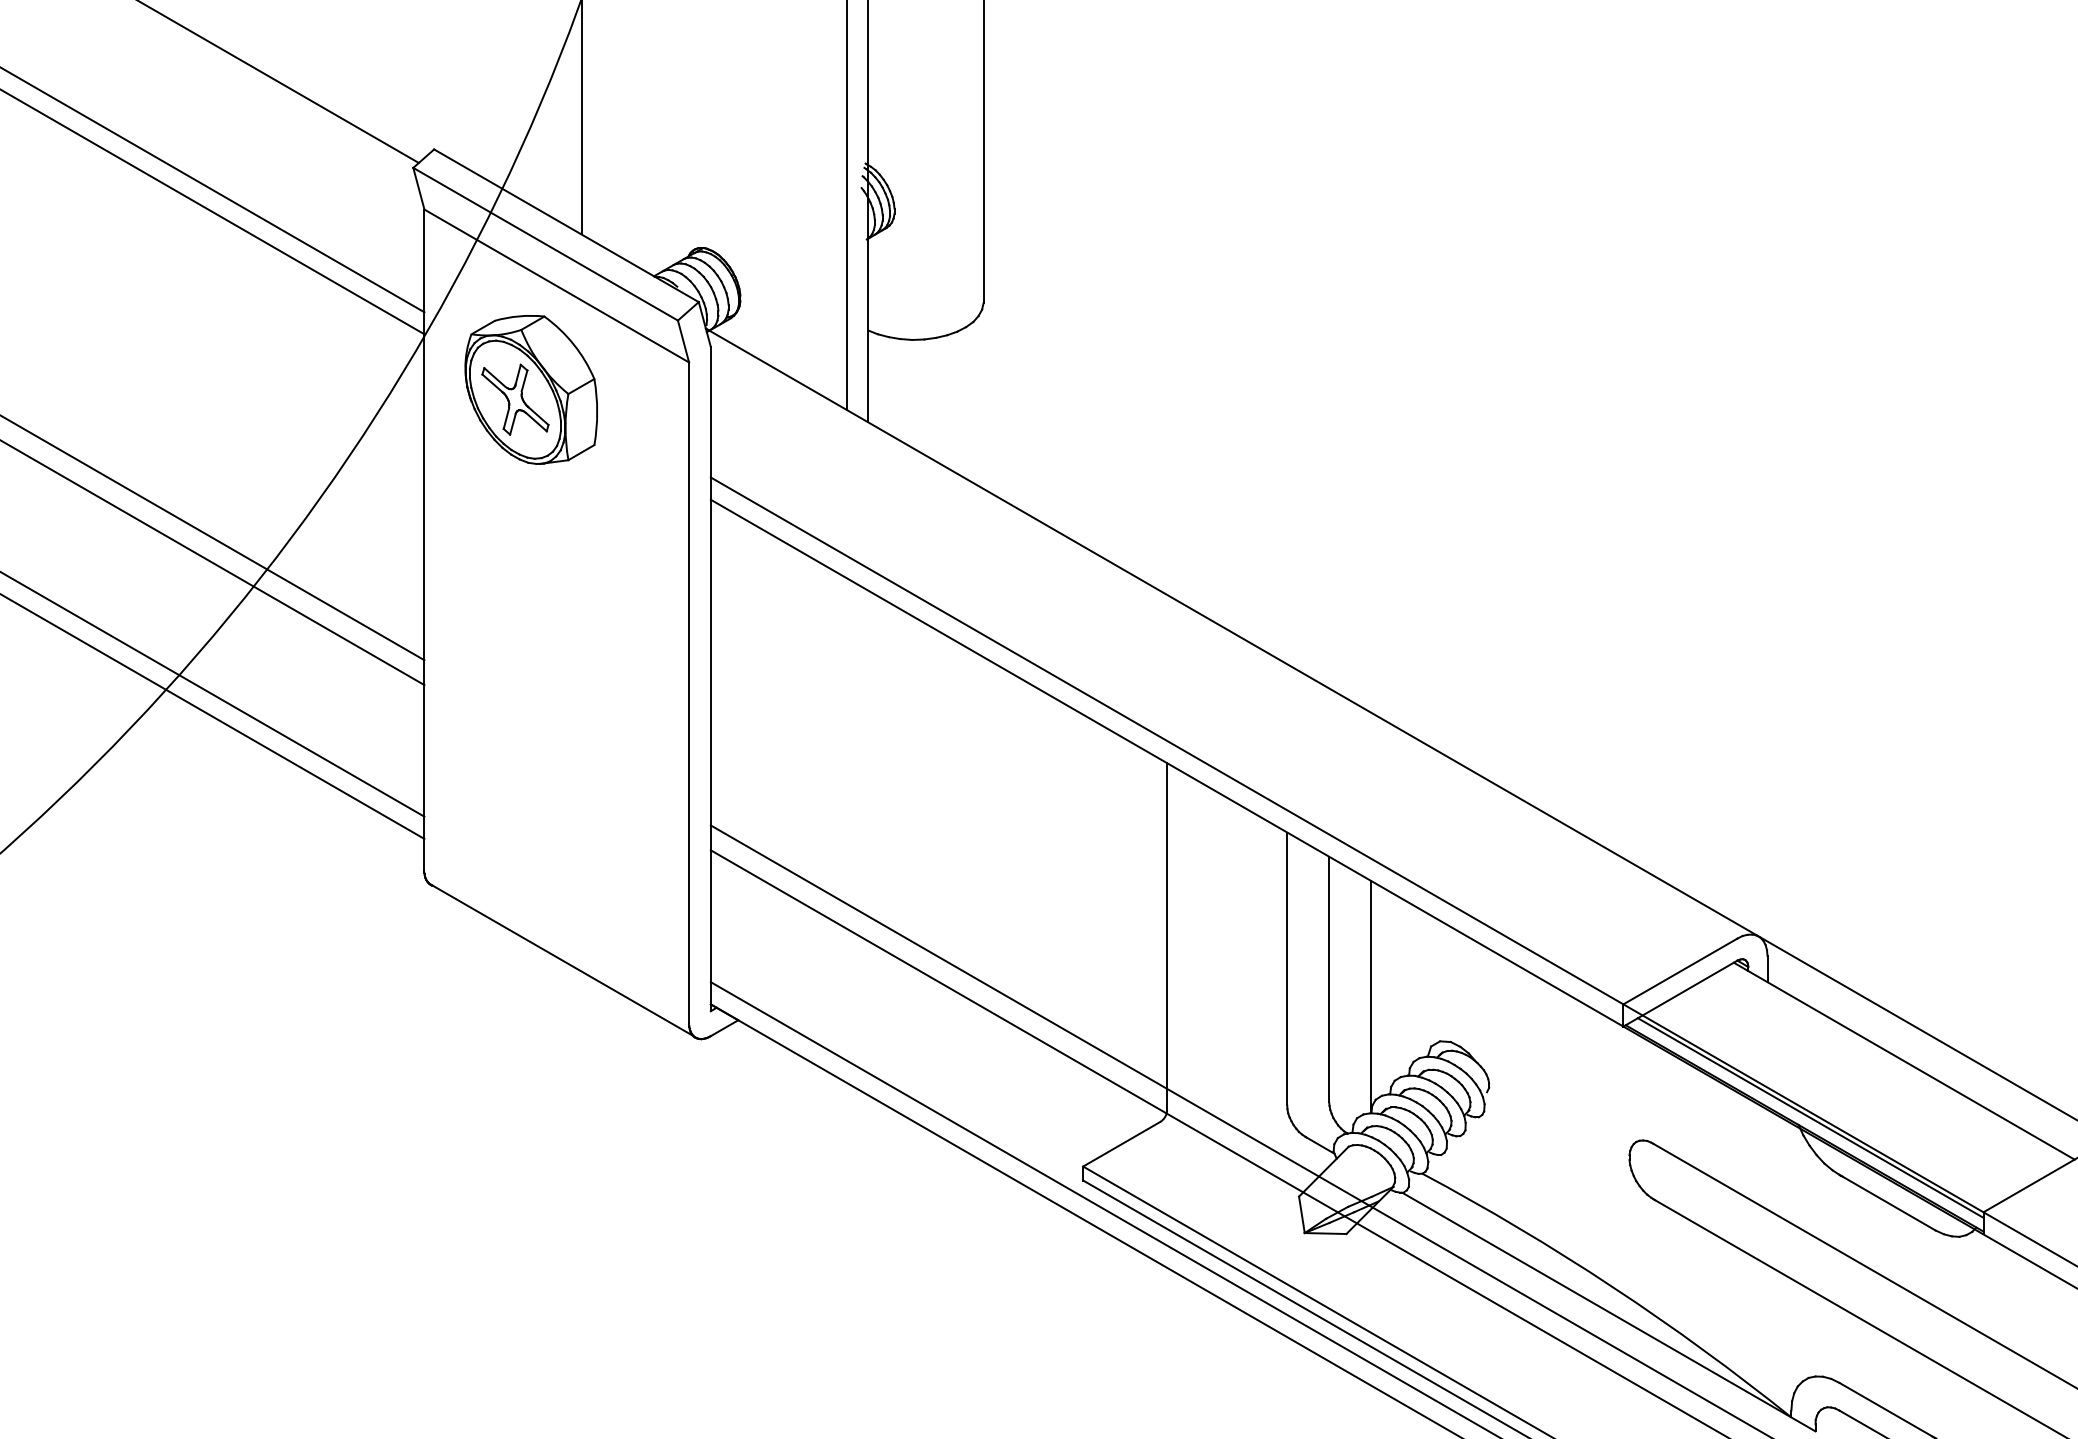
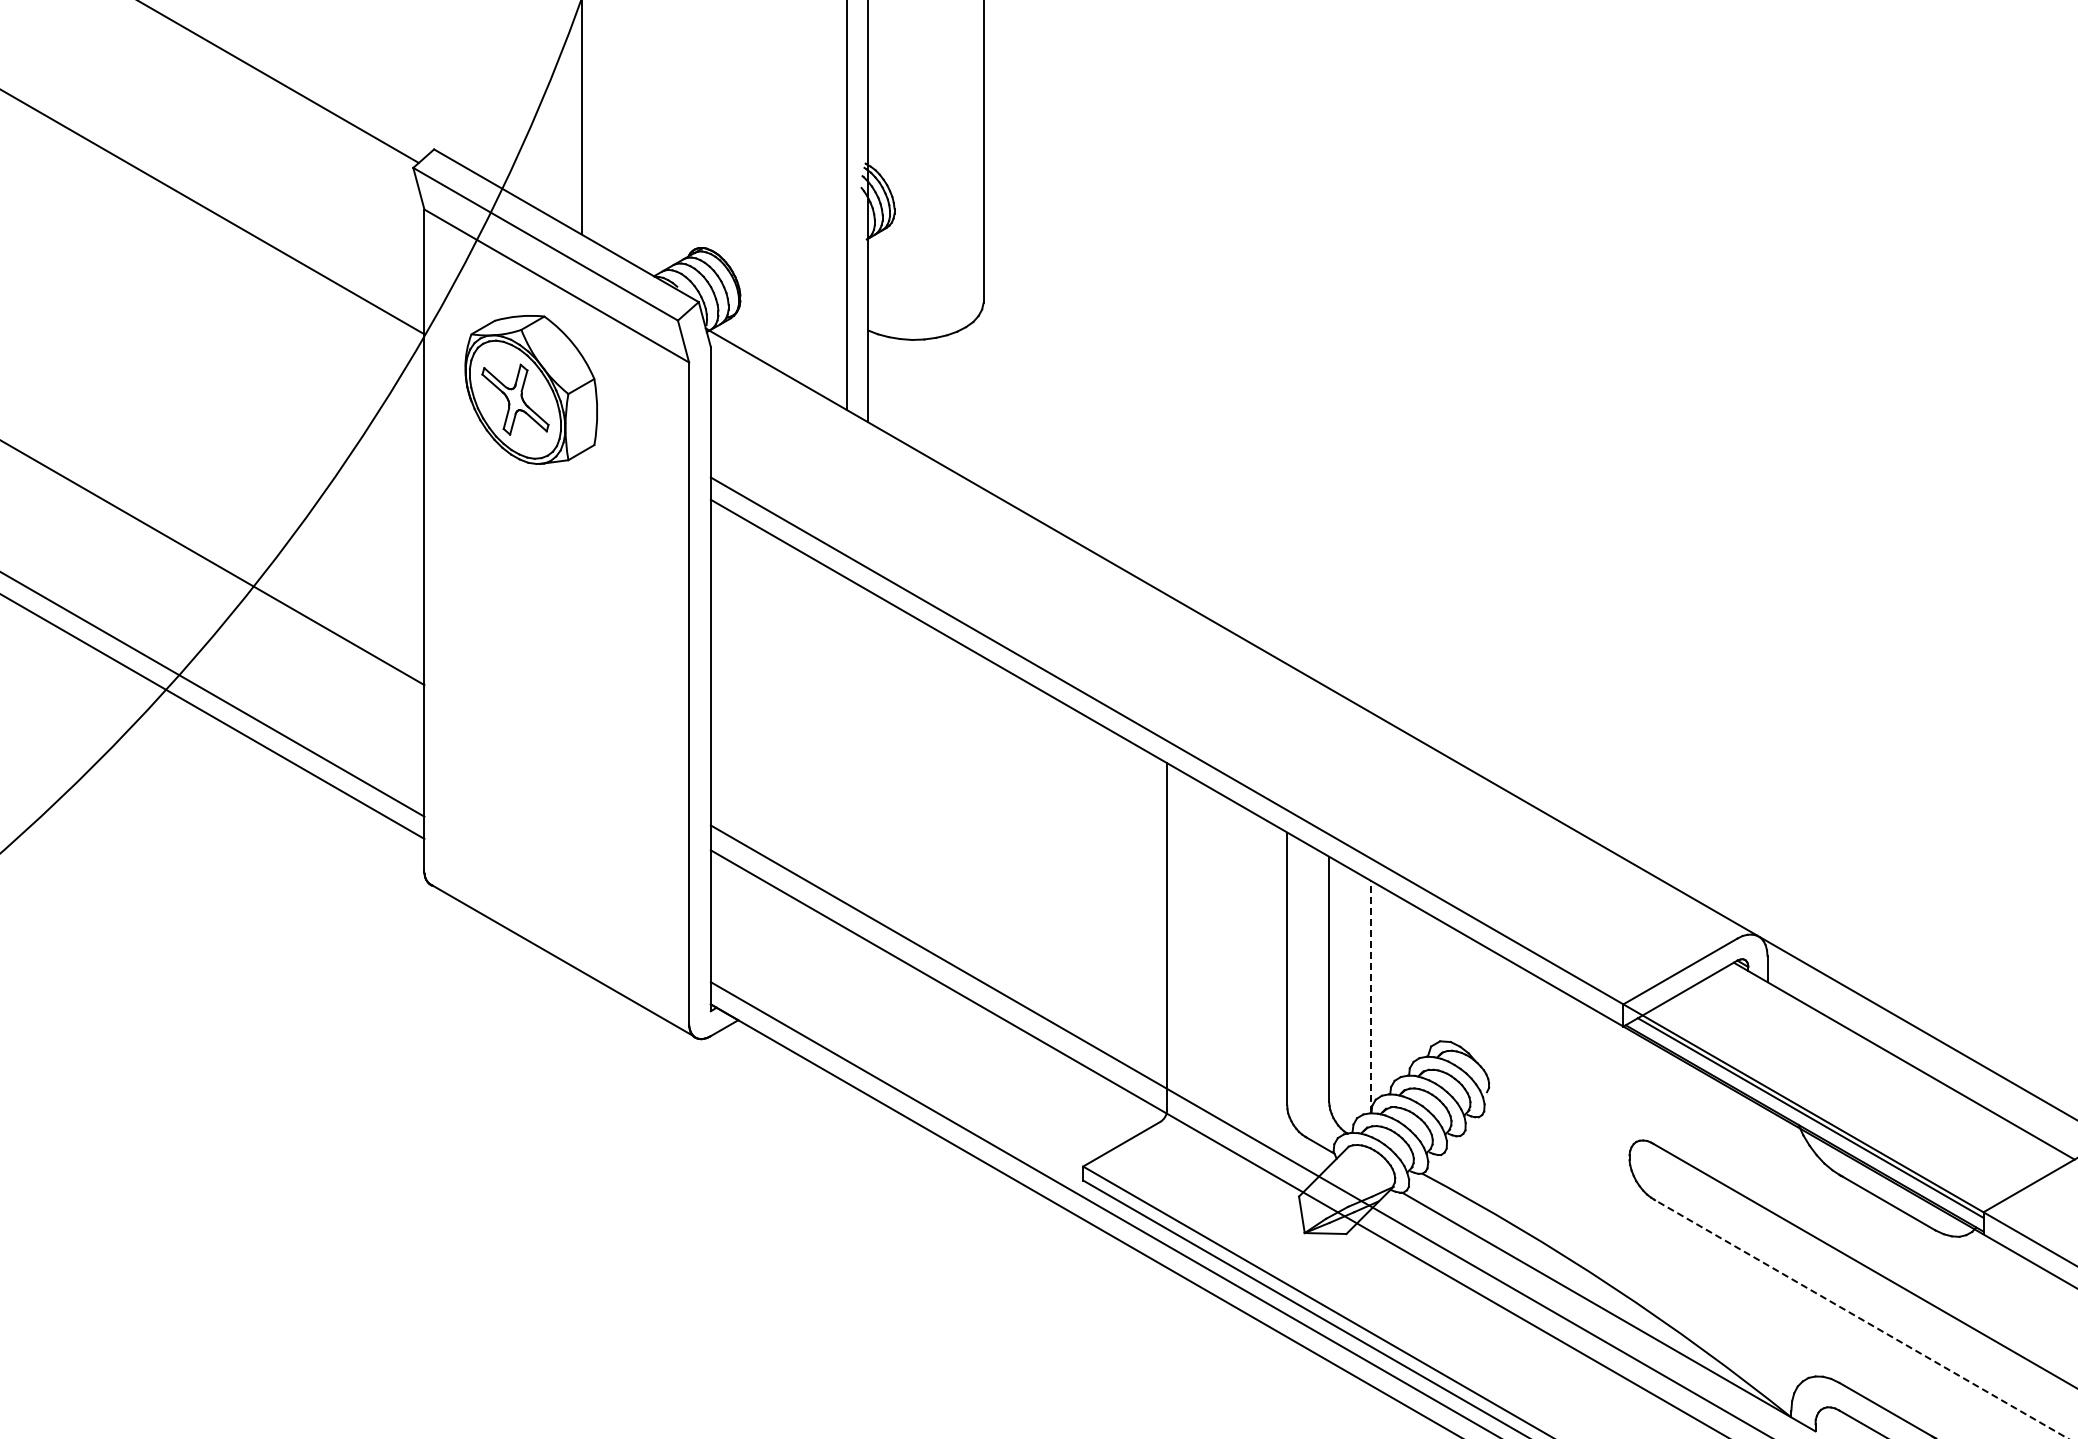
line: present -> none (213, 190)
line: present -> none (213, 538)
line: solid -> dashed (1371, 996)
line: solid -> dashed (1860, 1318)
